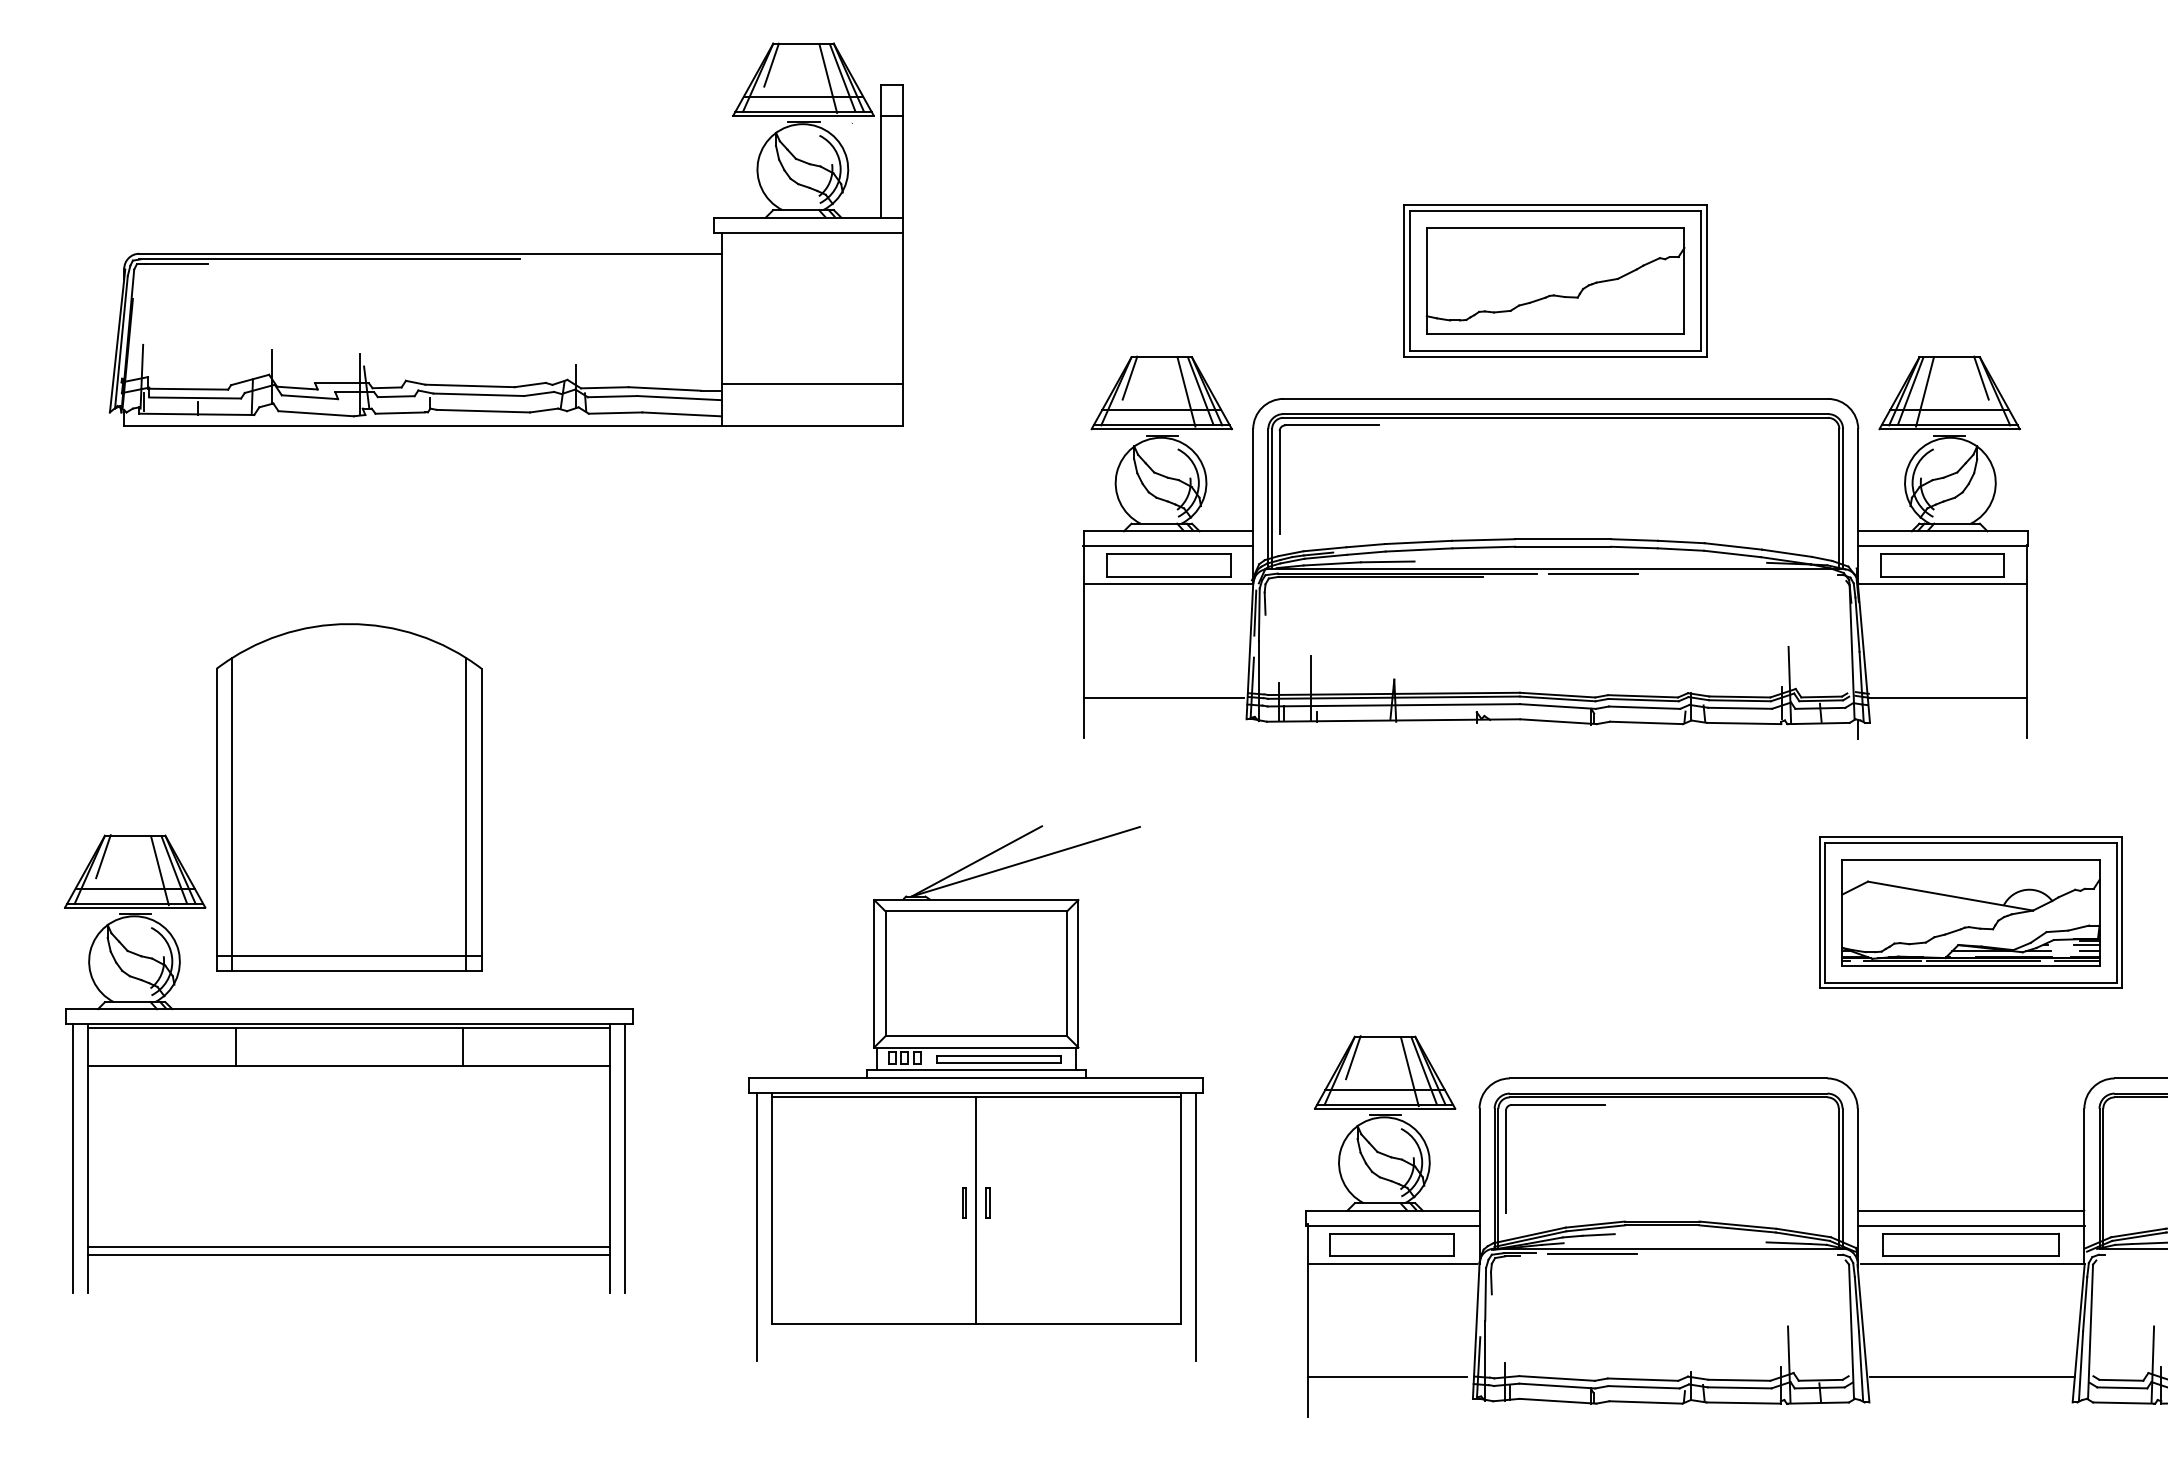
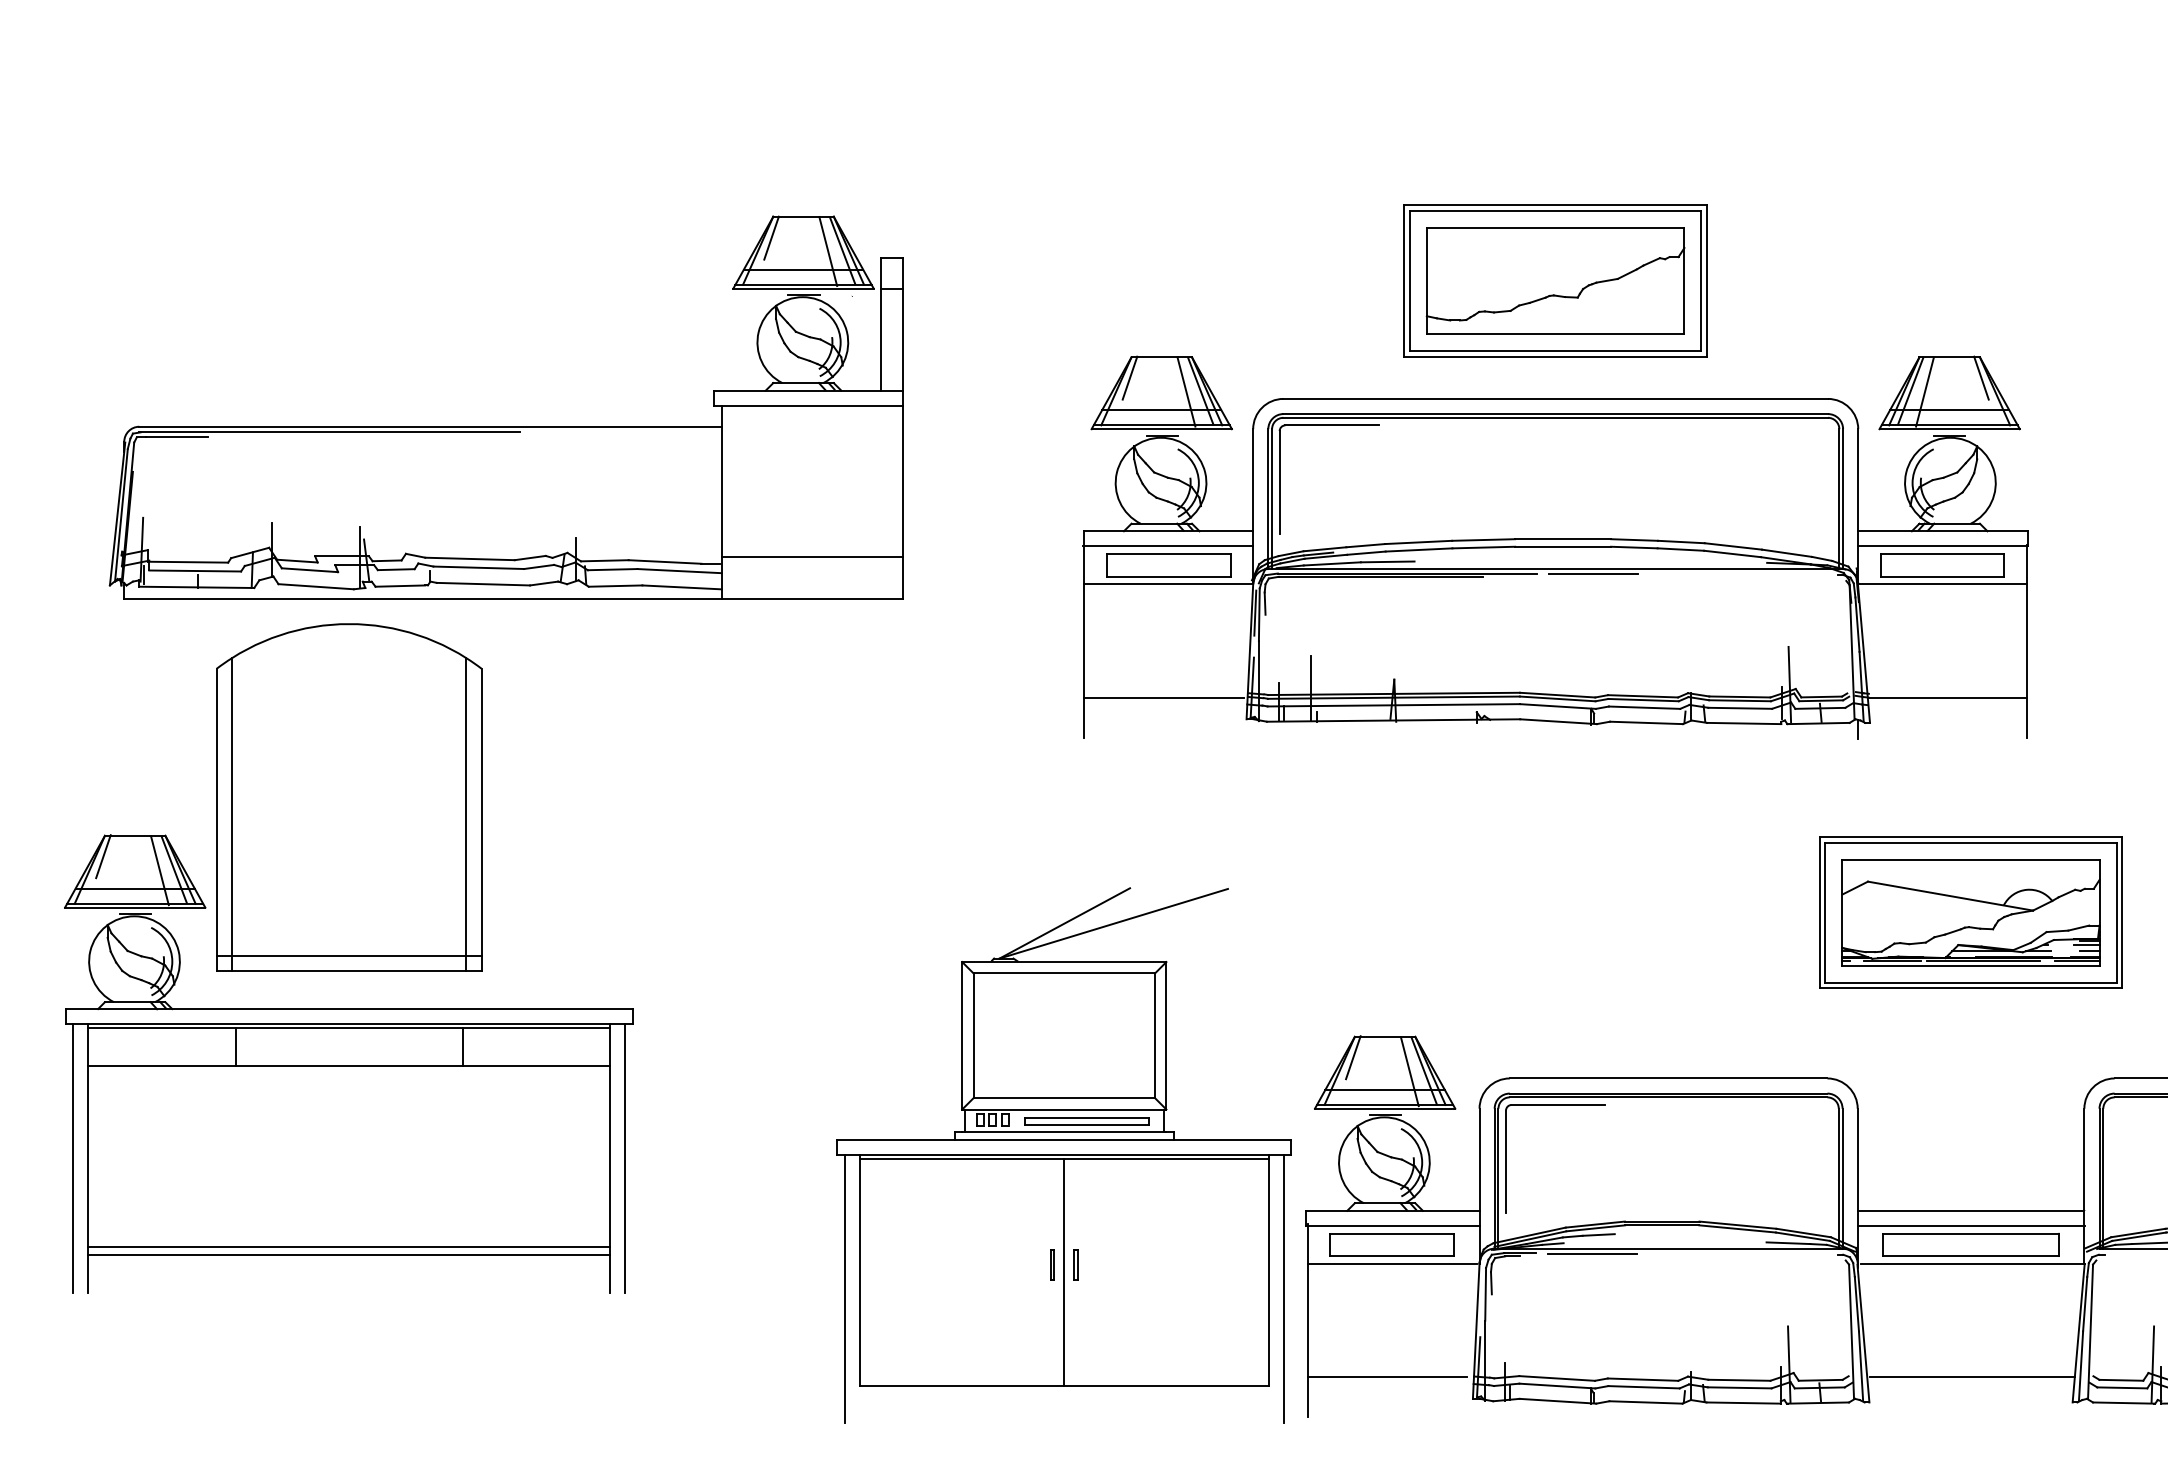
part position: (505, 253) -> (505, 426) (505, 426)
part position: (975, 1093) -> (1063, 1155) (1063, 1155)
